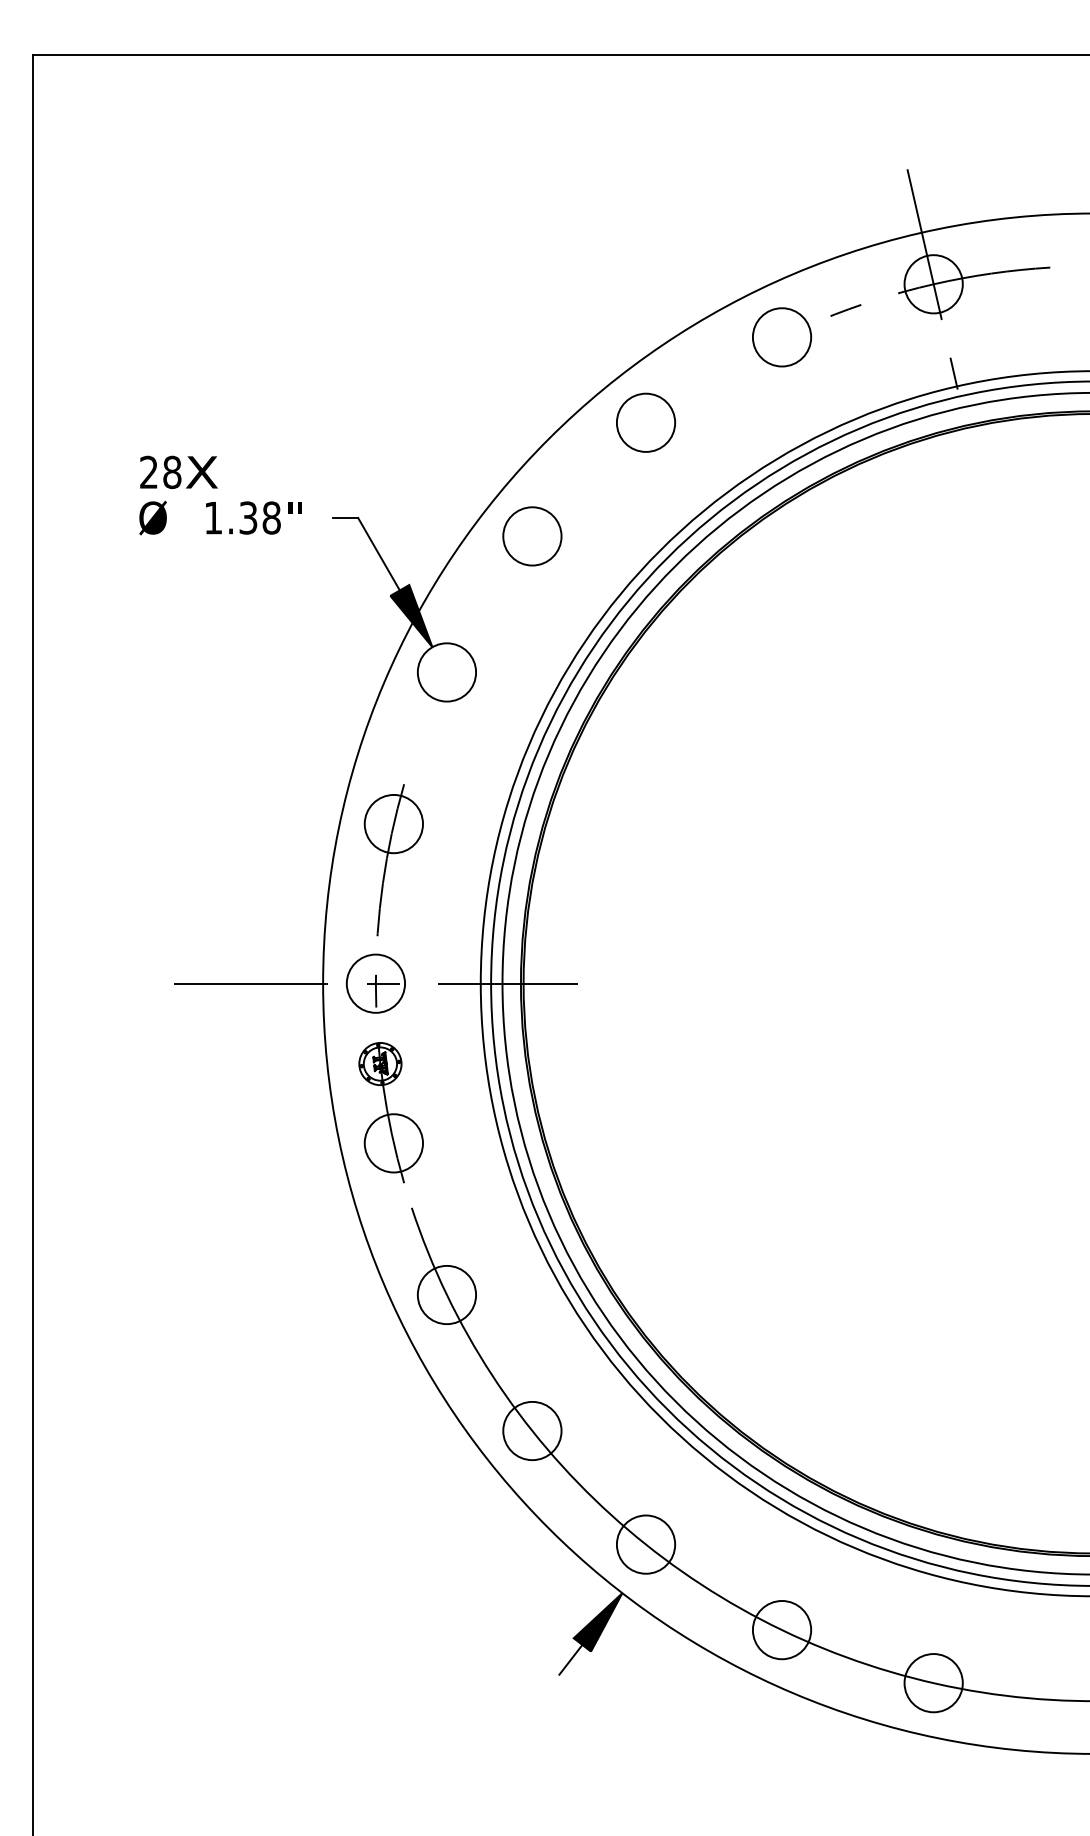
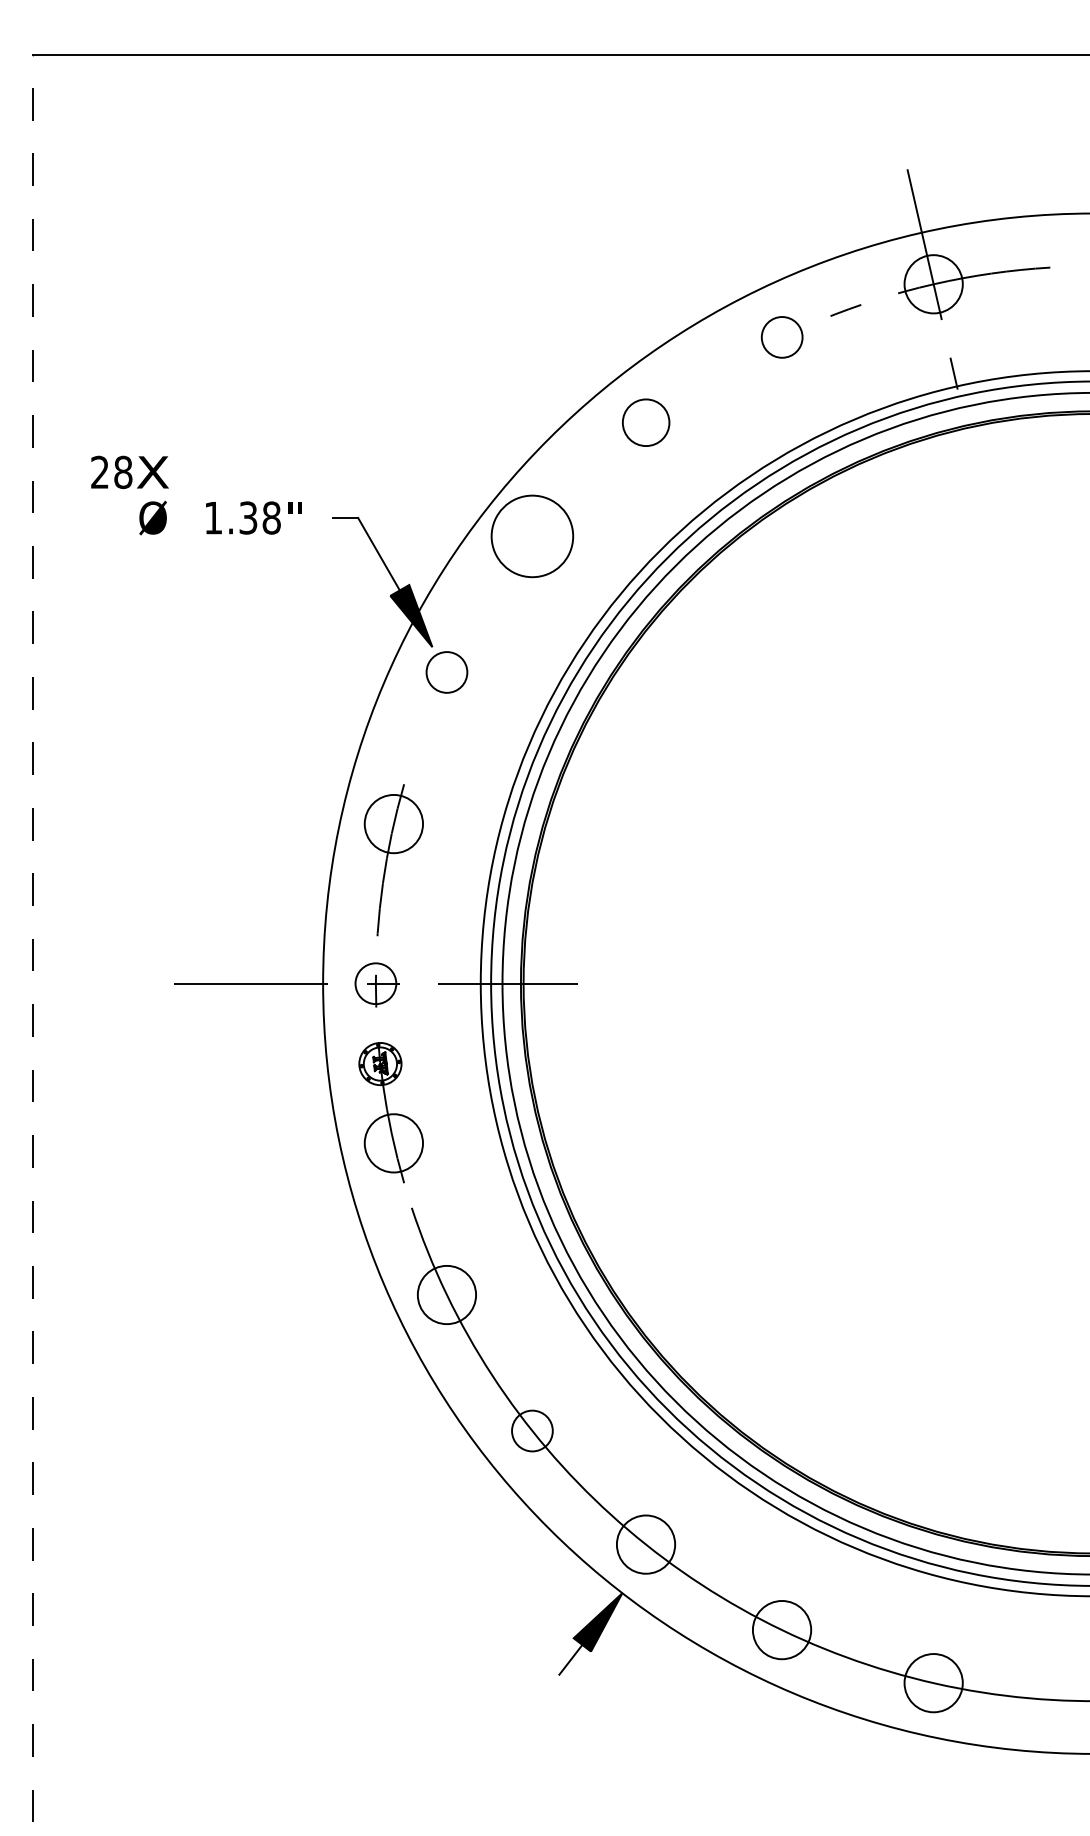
circle size: 61x61 px -> 44x43 px (781, 337)
circle size: 61x61 px -> 49x49 px (646, 422)
text position: (178, 472) -> (129, 472) (129, 472)
circle diameter: 58 px -> 82 px (532, 536)
circle diameter: 58 px -> 41 px (446, 672)
line: solid -> dashed (32, 944)
circle diameter: 58 px -> 41 px (375, 983)
circle diameter: 58 px -> 41 px (532, 1430)
